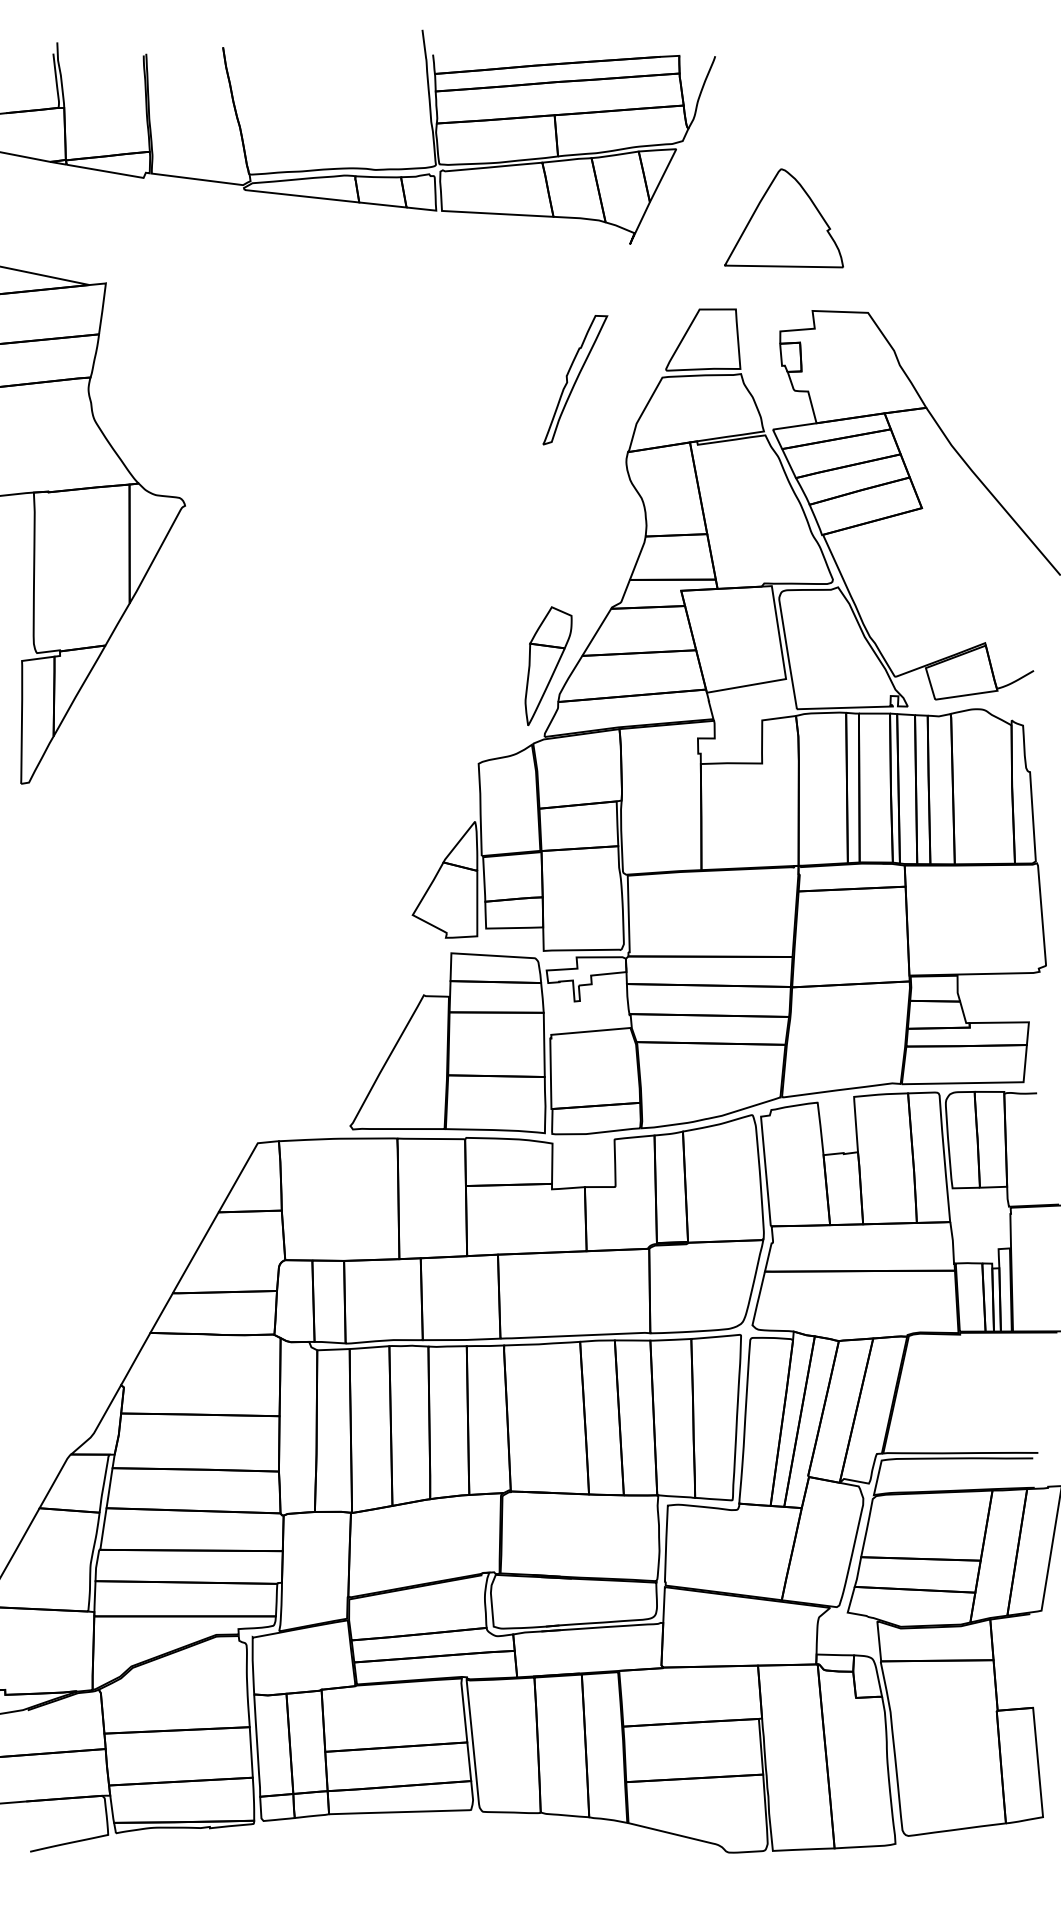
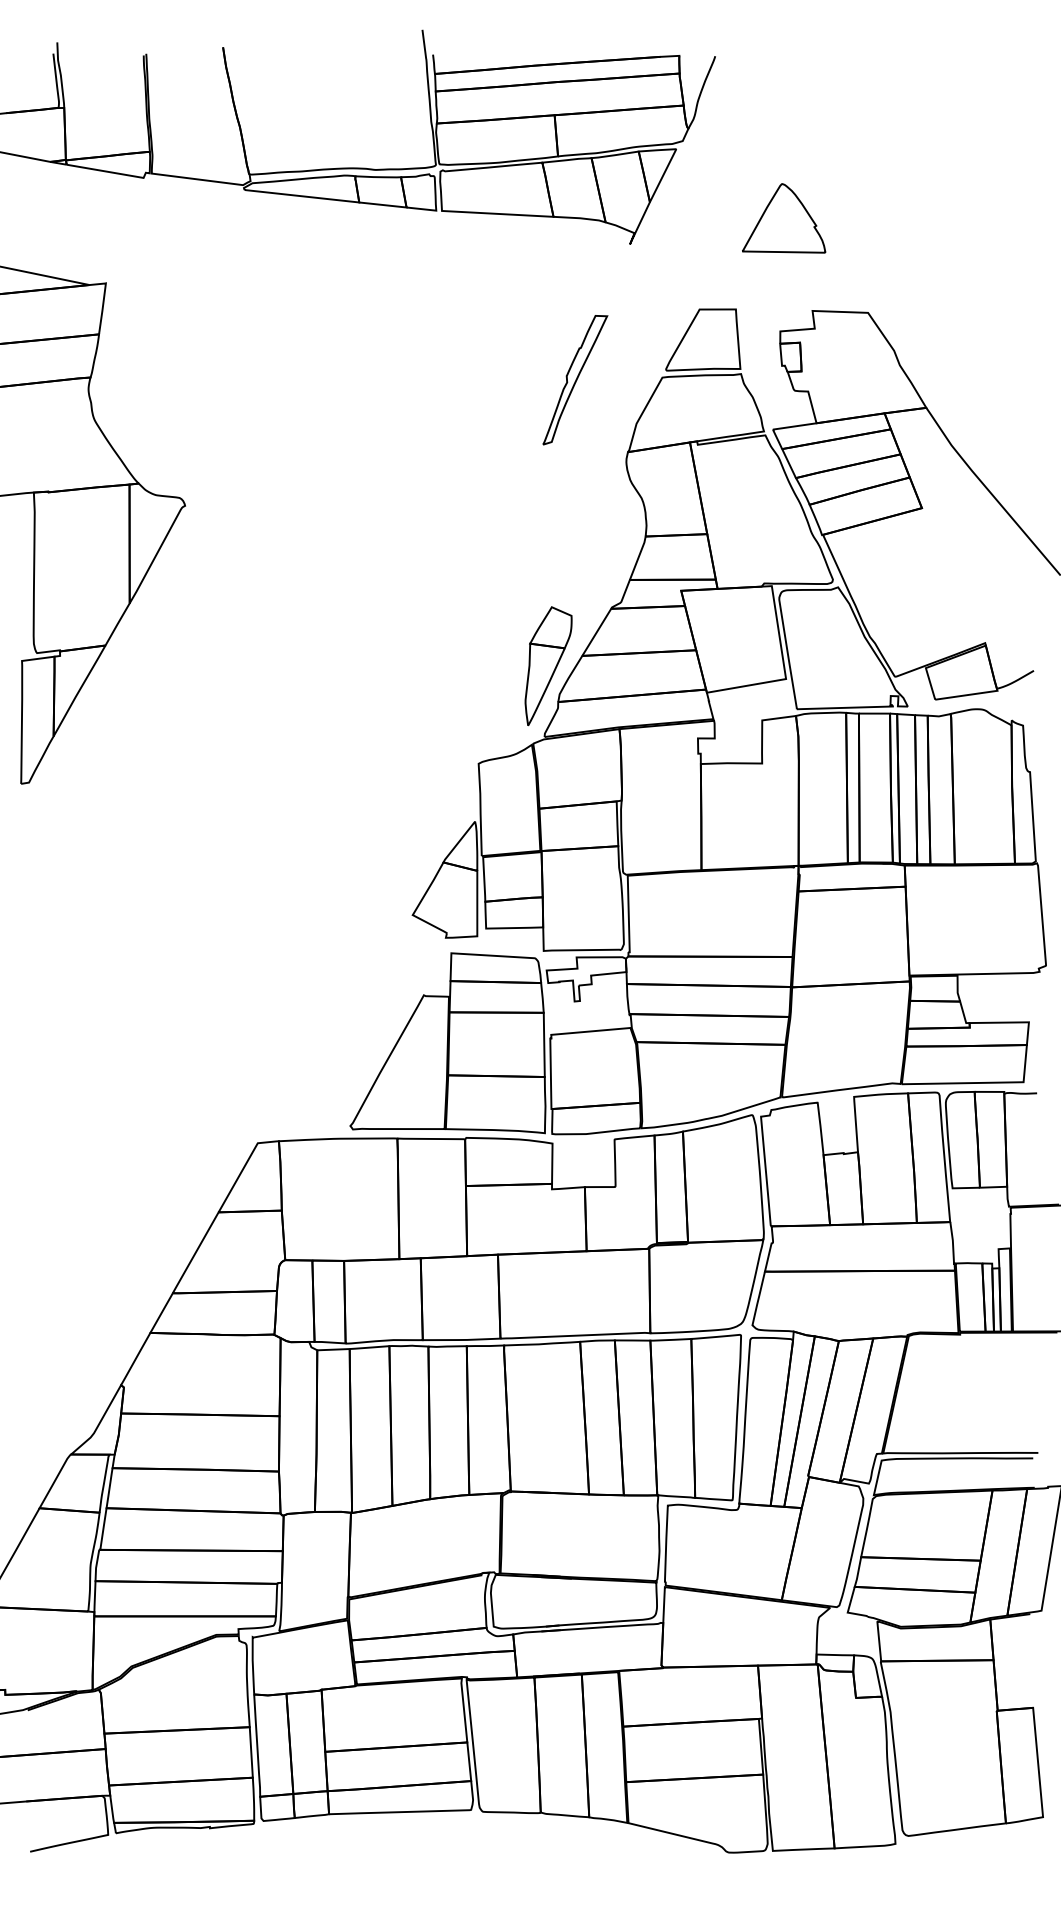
part size: 120x101 px -> 85x71 px (784, 218)
